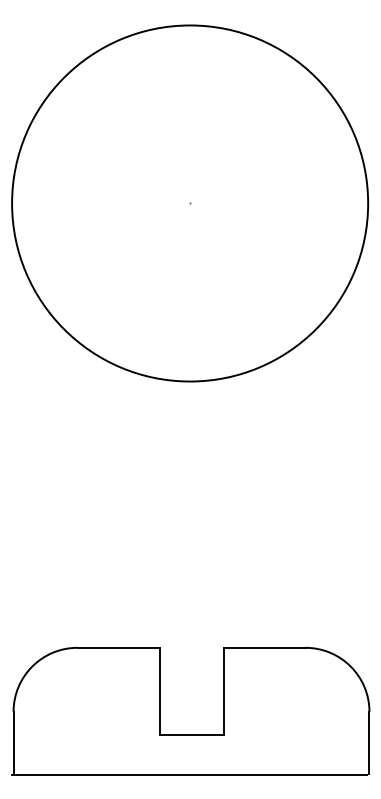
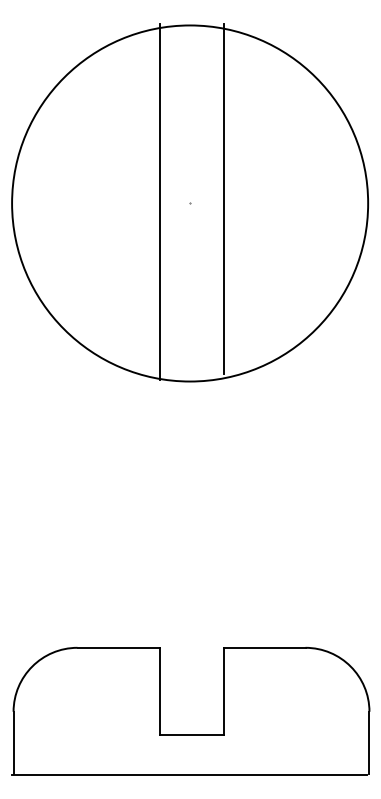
line: none -> present (223, 198)
line: none -> present (159, 201)
